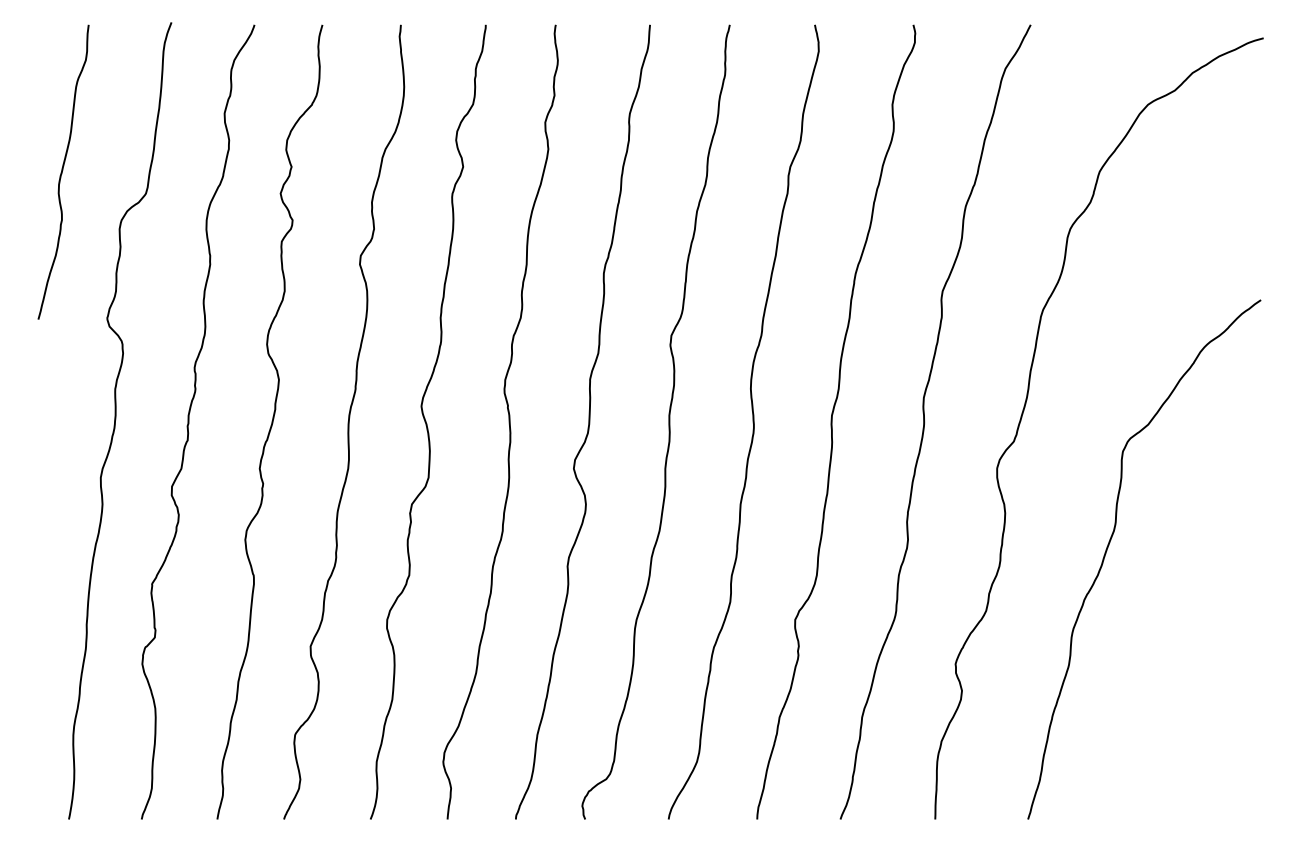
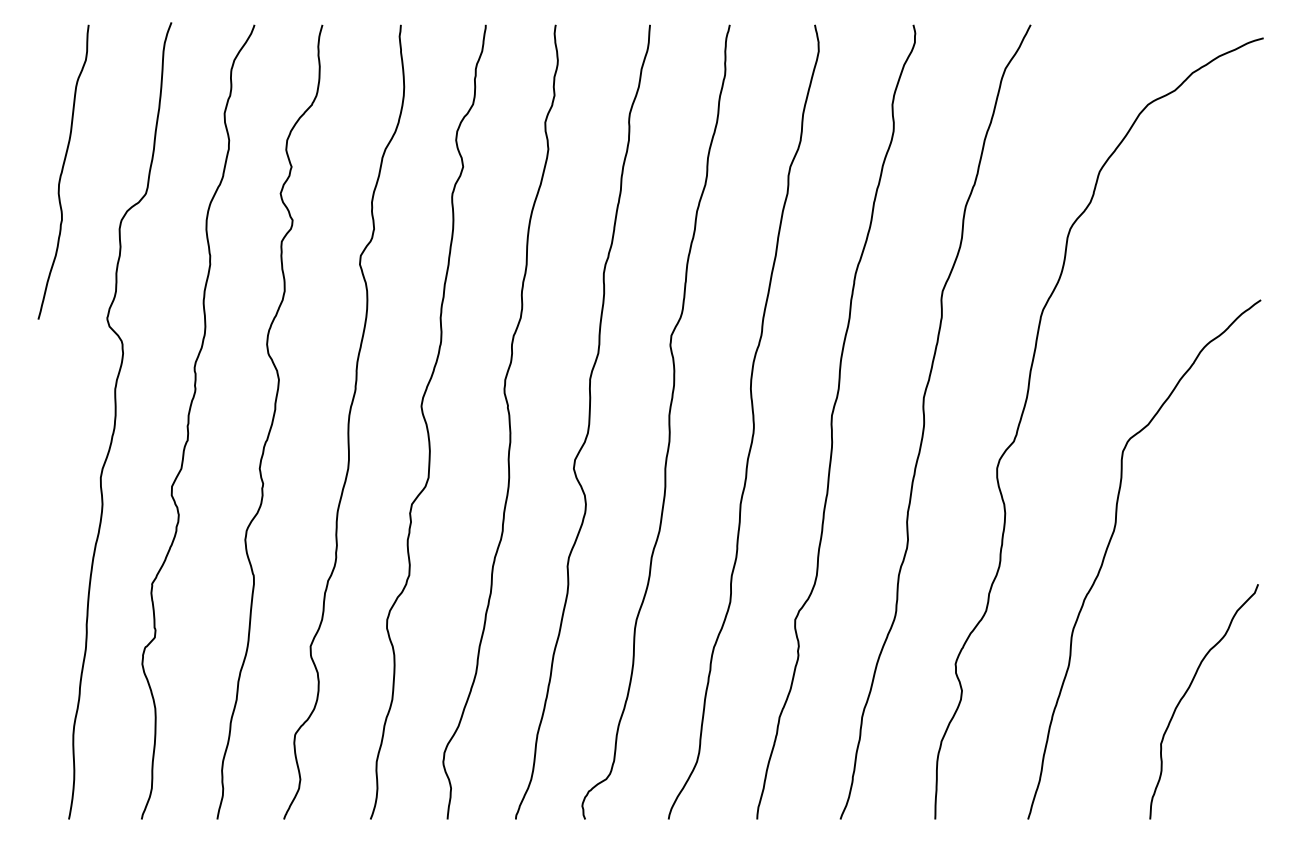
curve: none -> present (1187, 692)
